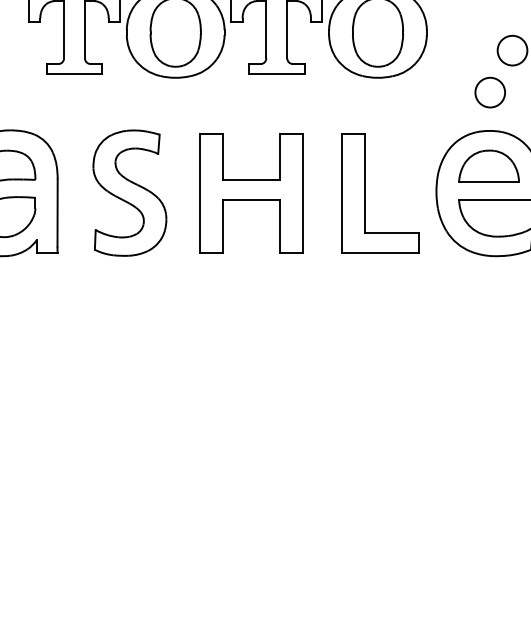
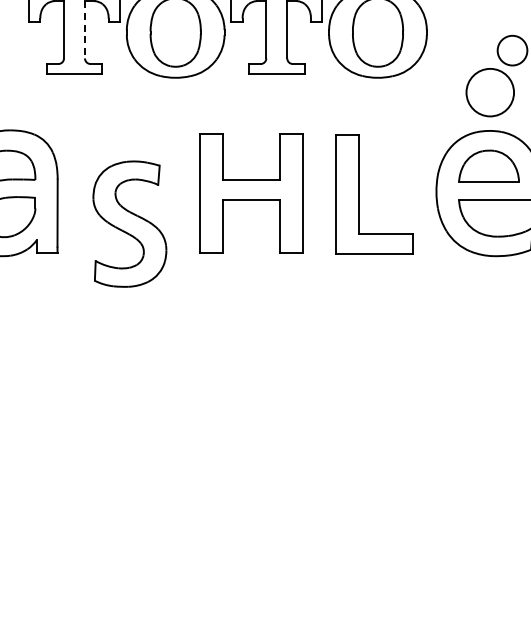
line: solid -> dashed (84, 29)
circle diameter: 30 px -> 48 px (490, 92)
part position: (129, 192) -> (129, 223) (129, 223)
part position: (365, 193) -> (359, 194) (359, 194)
